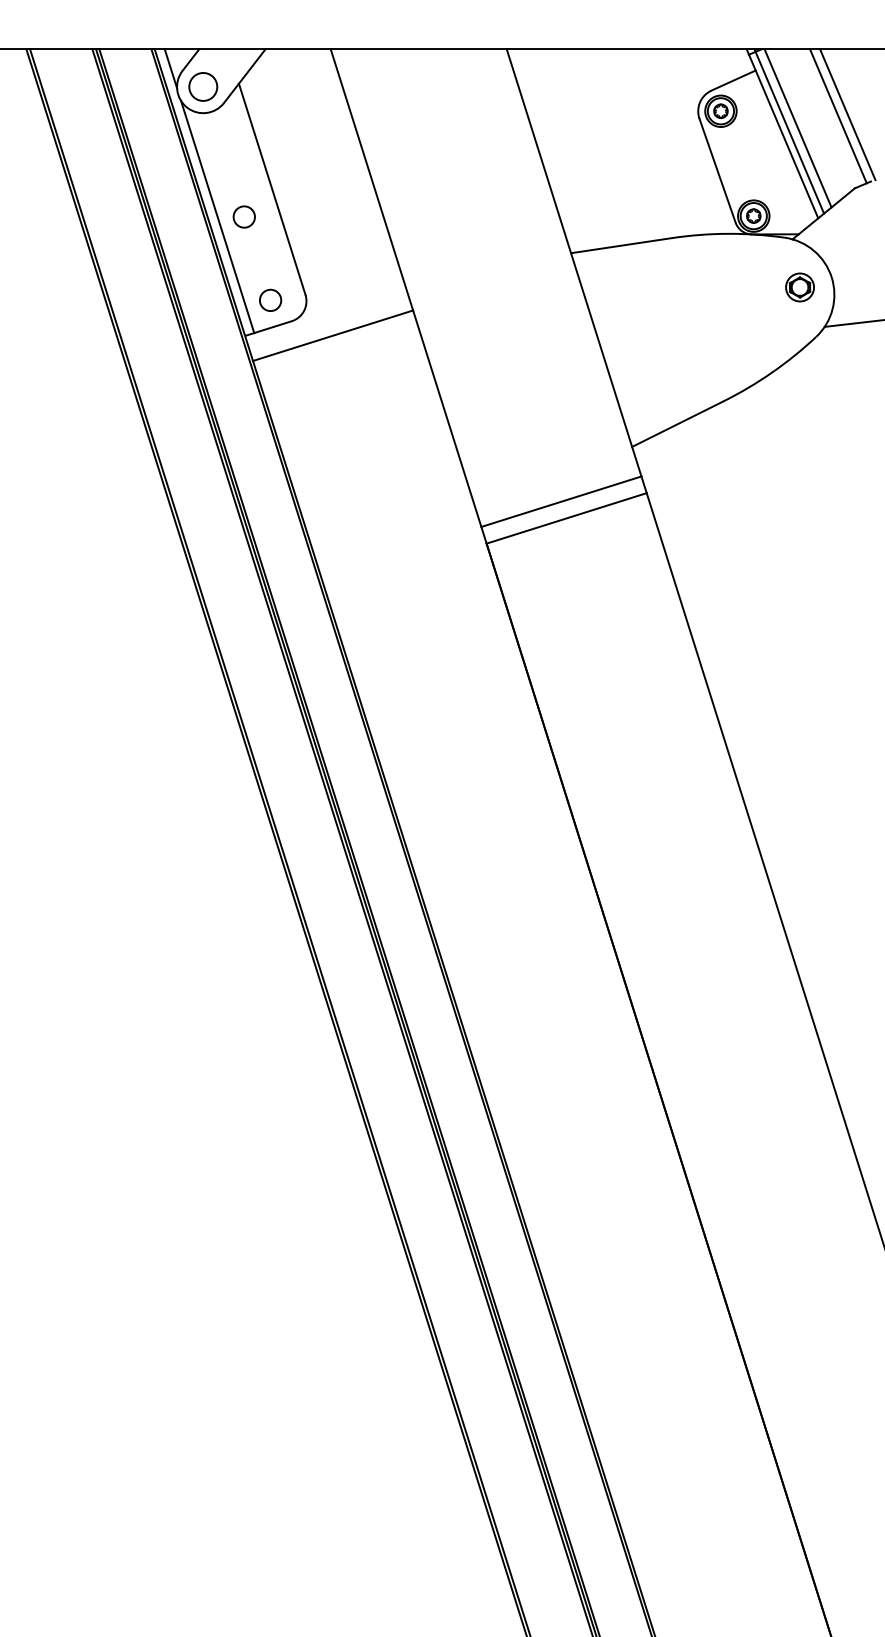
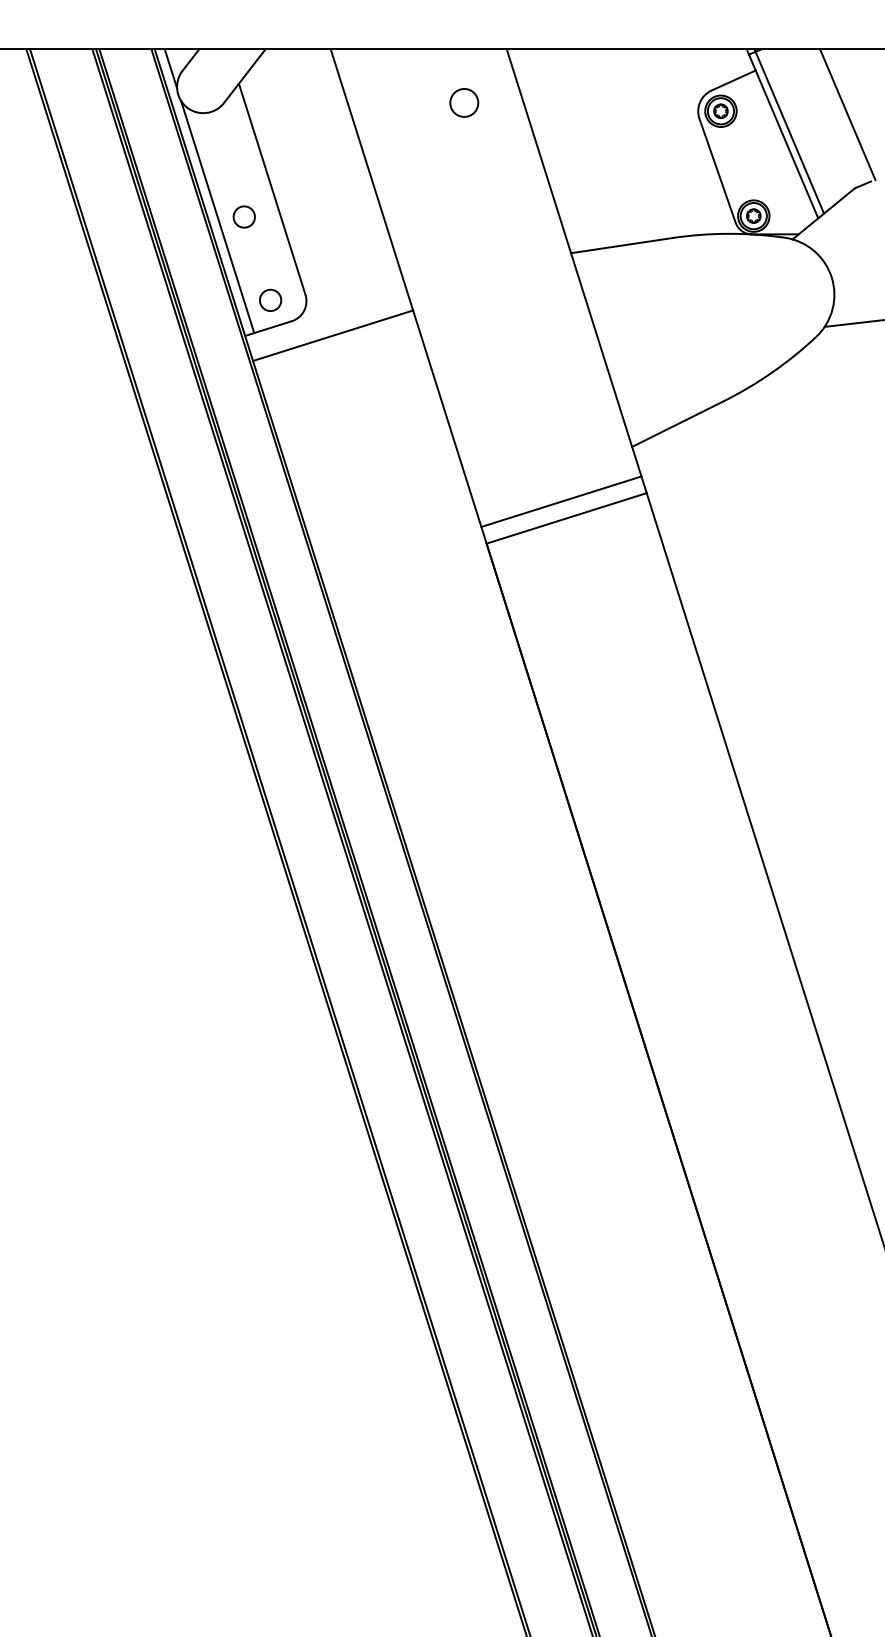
circle position: (203, 86) -> (464, 102) (464, 102)
line: present -> none (837, 116)
line: present -> none (797, 128)
part: present -> none (799, 287)
